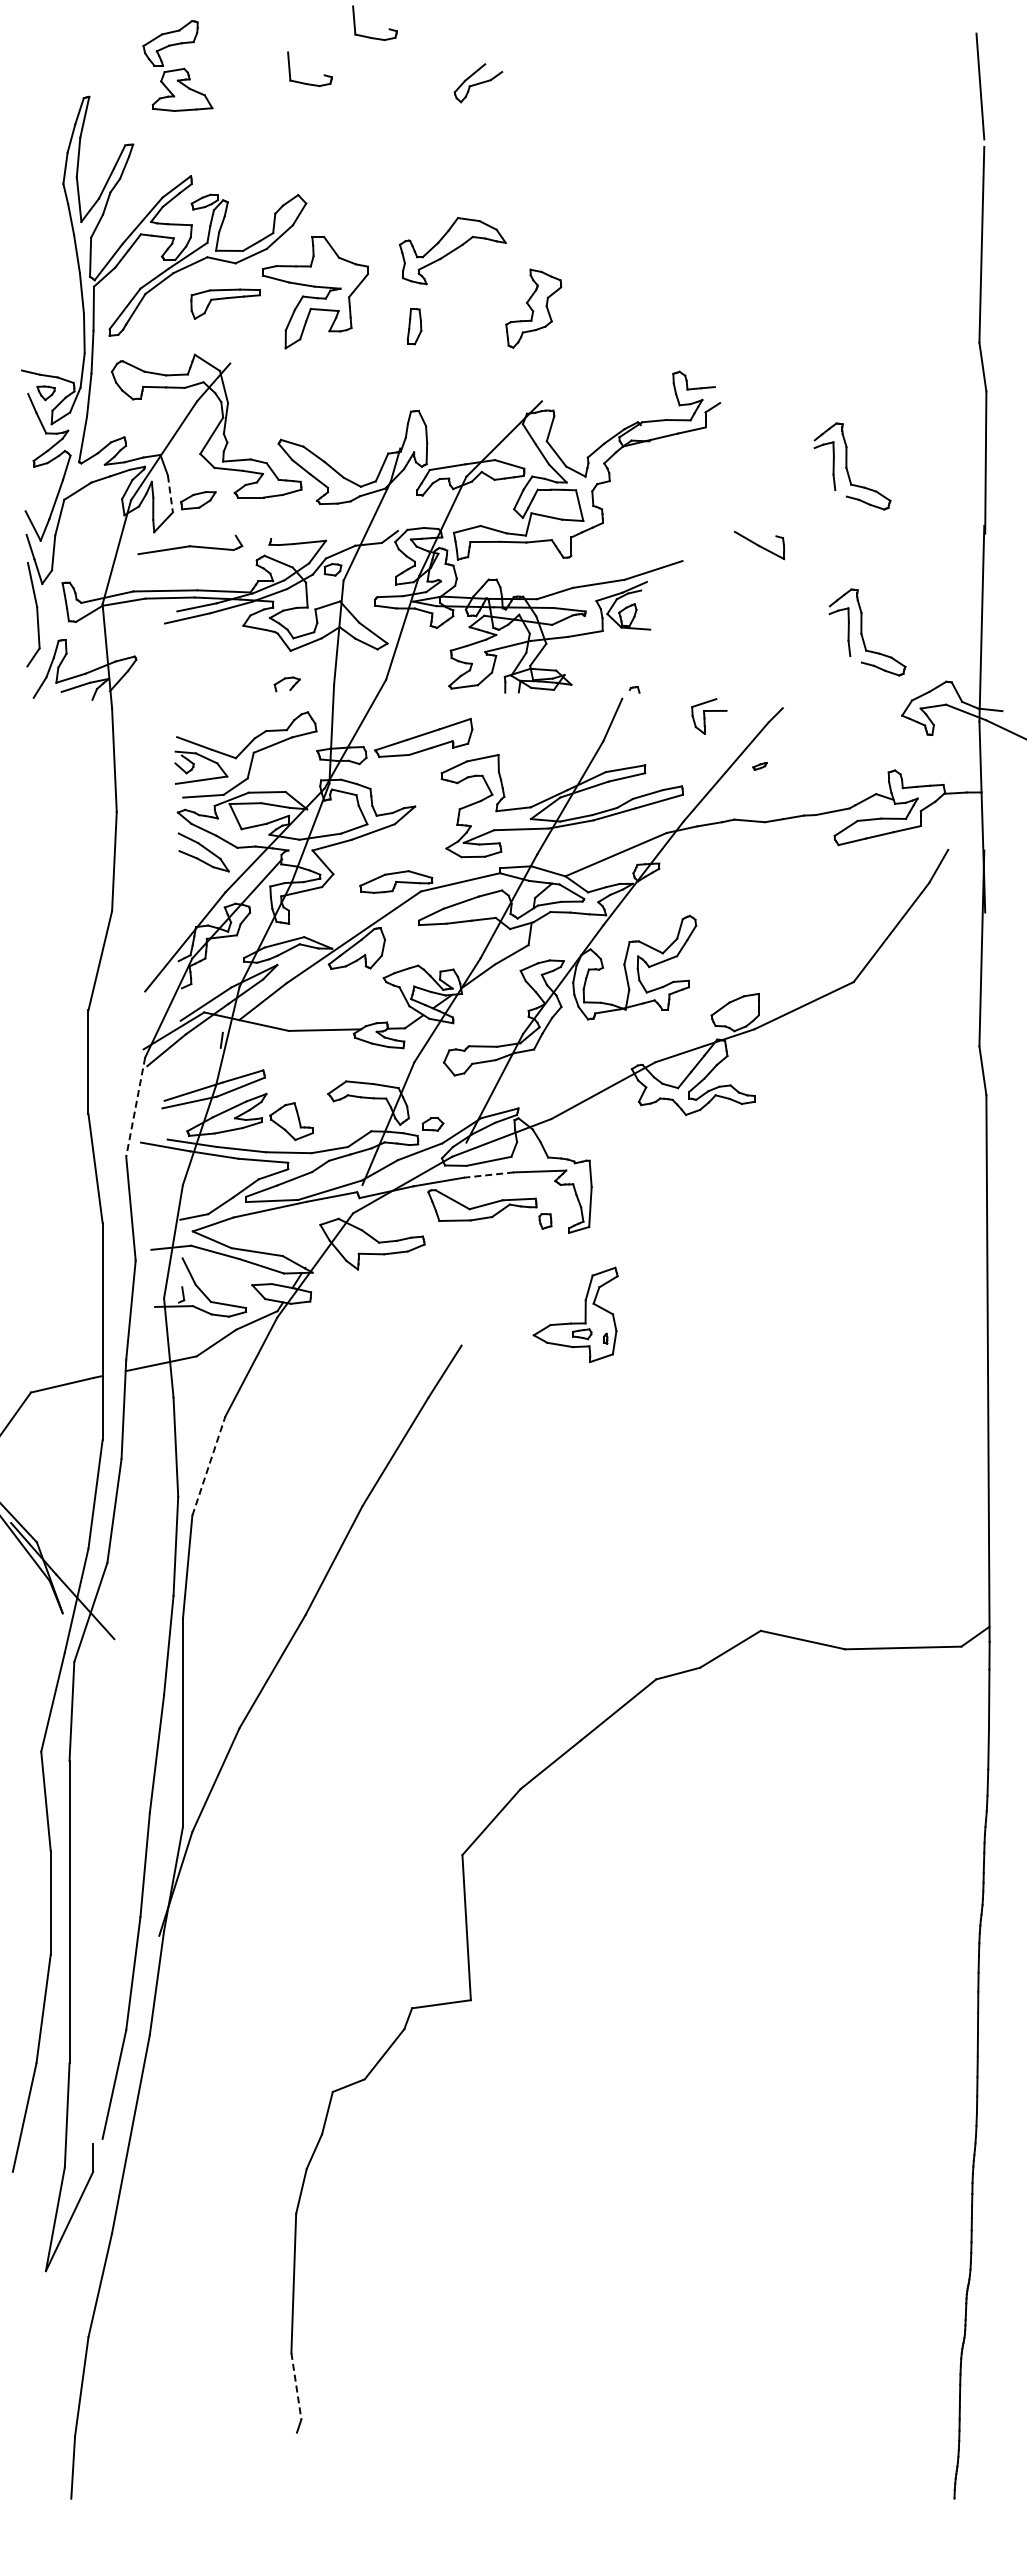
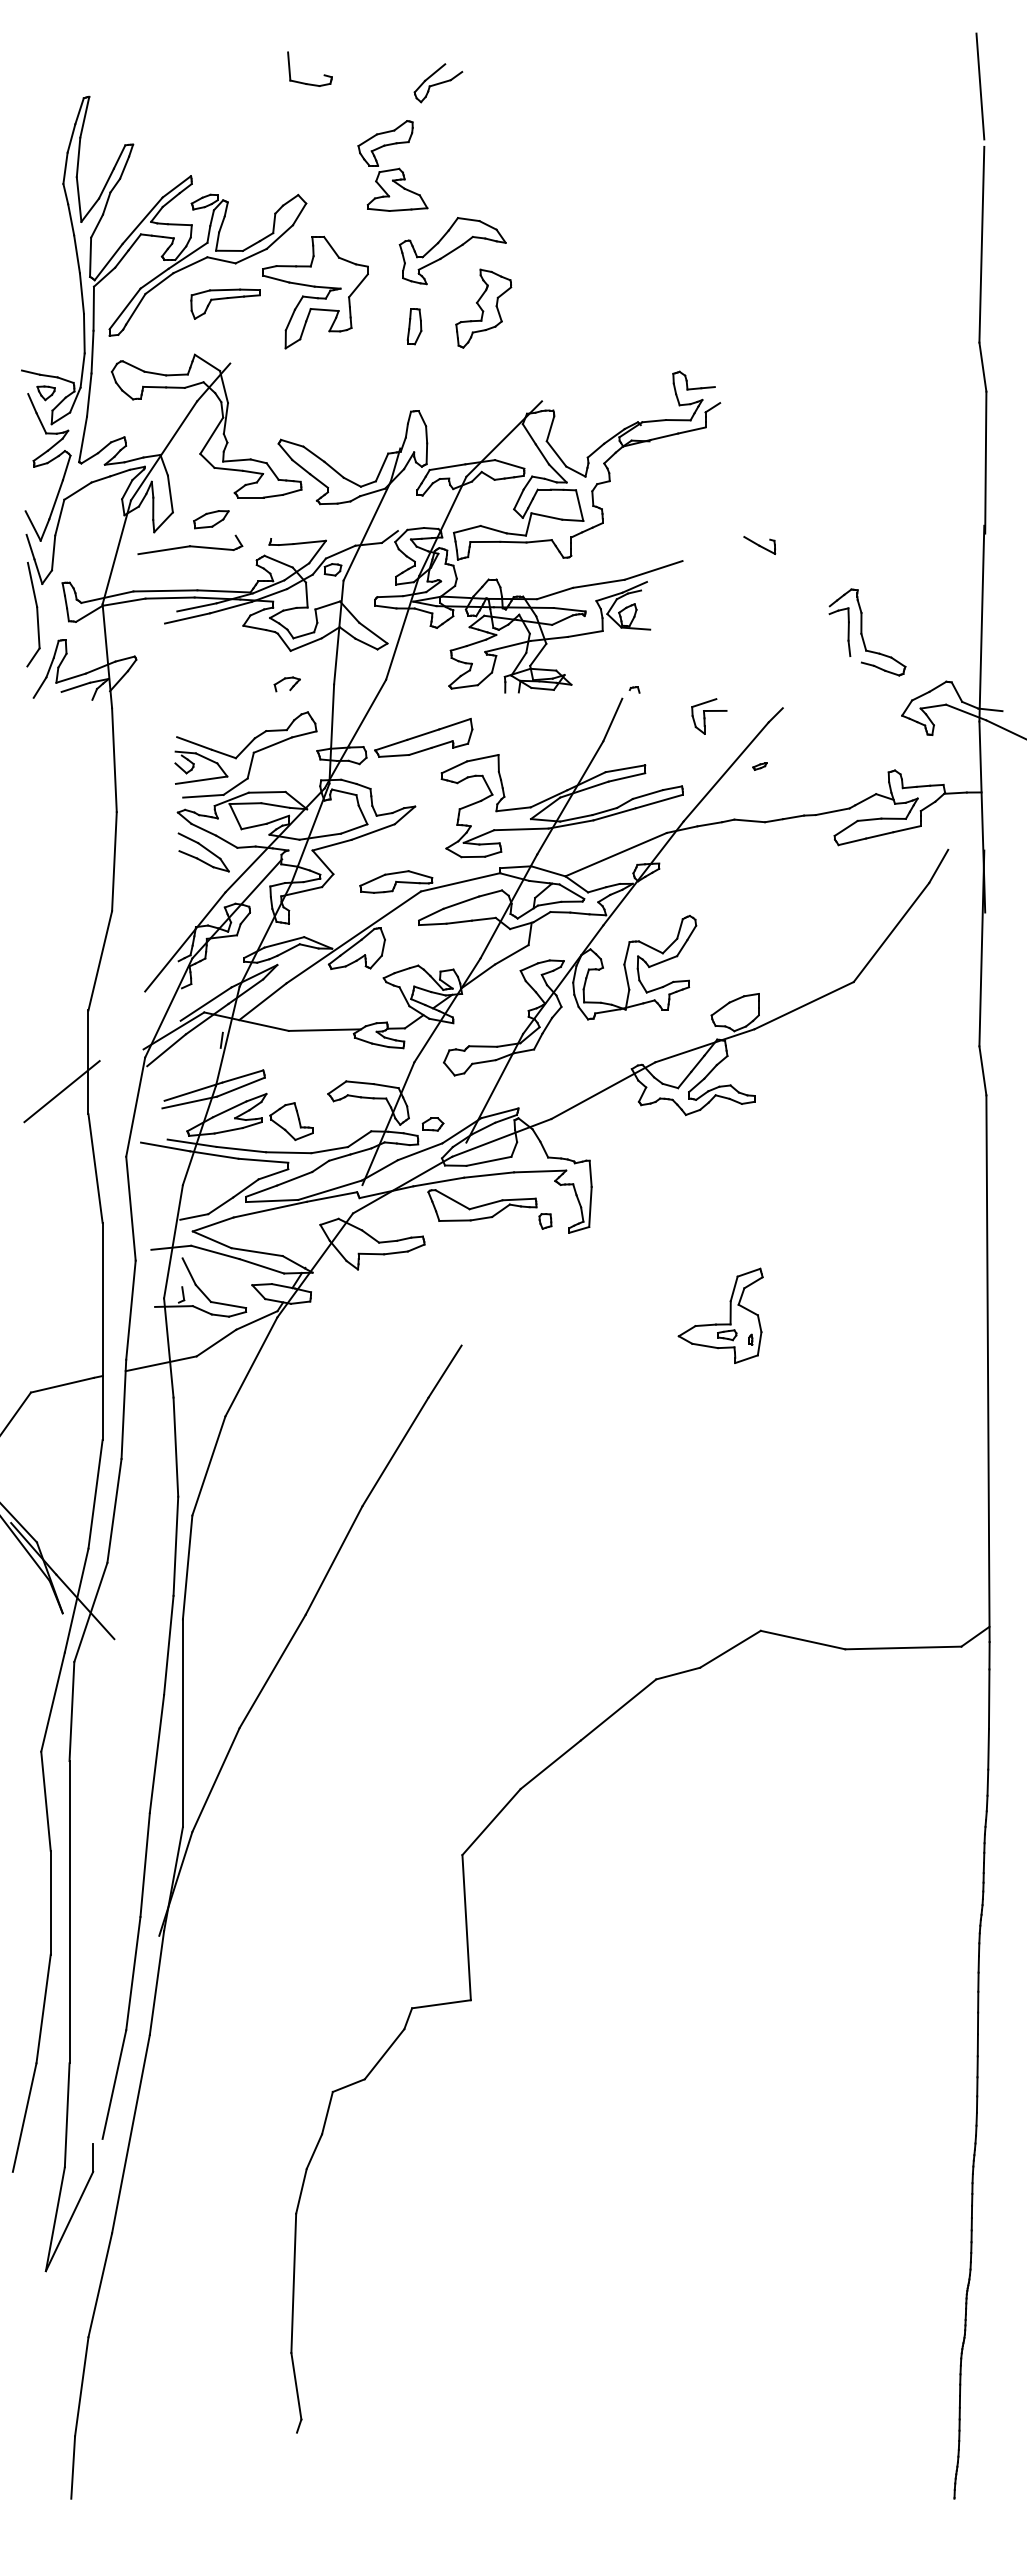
part: present -> none (370, 36)
part position: (177, 65) -> (392, 165) (392, 165)
part position: (478, 83) -> (438, 83) (438, 83)
part position: (533, 308) -> (483, 308) (483, 308)
part: present -> none (852, 466)
line: dashed -> solid (170, 494)
part position: (198, 500) -> (211, 519) (211, 519)
part size: 52x31 px -> 34x19 px (759, 545)
line: none -> present (61, 1091)
line: dashed -> solid (135, 1107)
line: dashed -> solid (488, 1175)
part position: (575, 1322) -> (720, 1323) (720, 1323)
line: dashed -> solid (209, 1465)
line: dashed -> solid (296, 2386)
